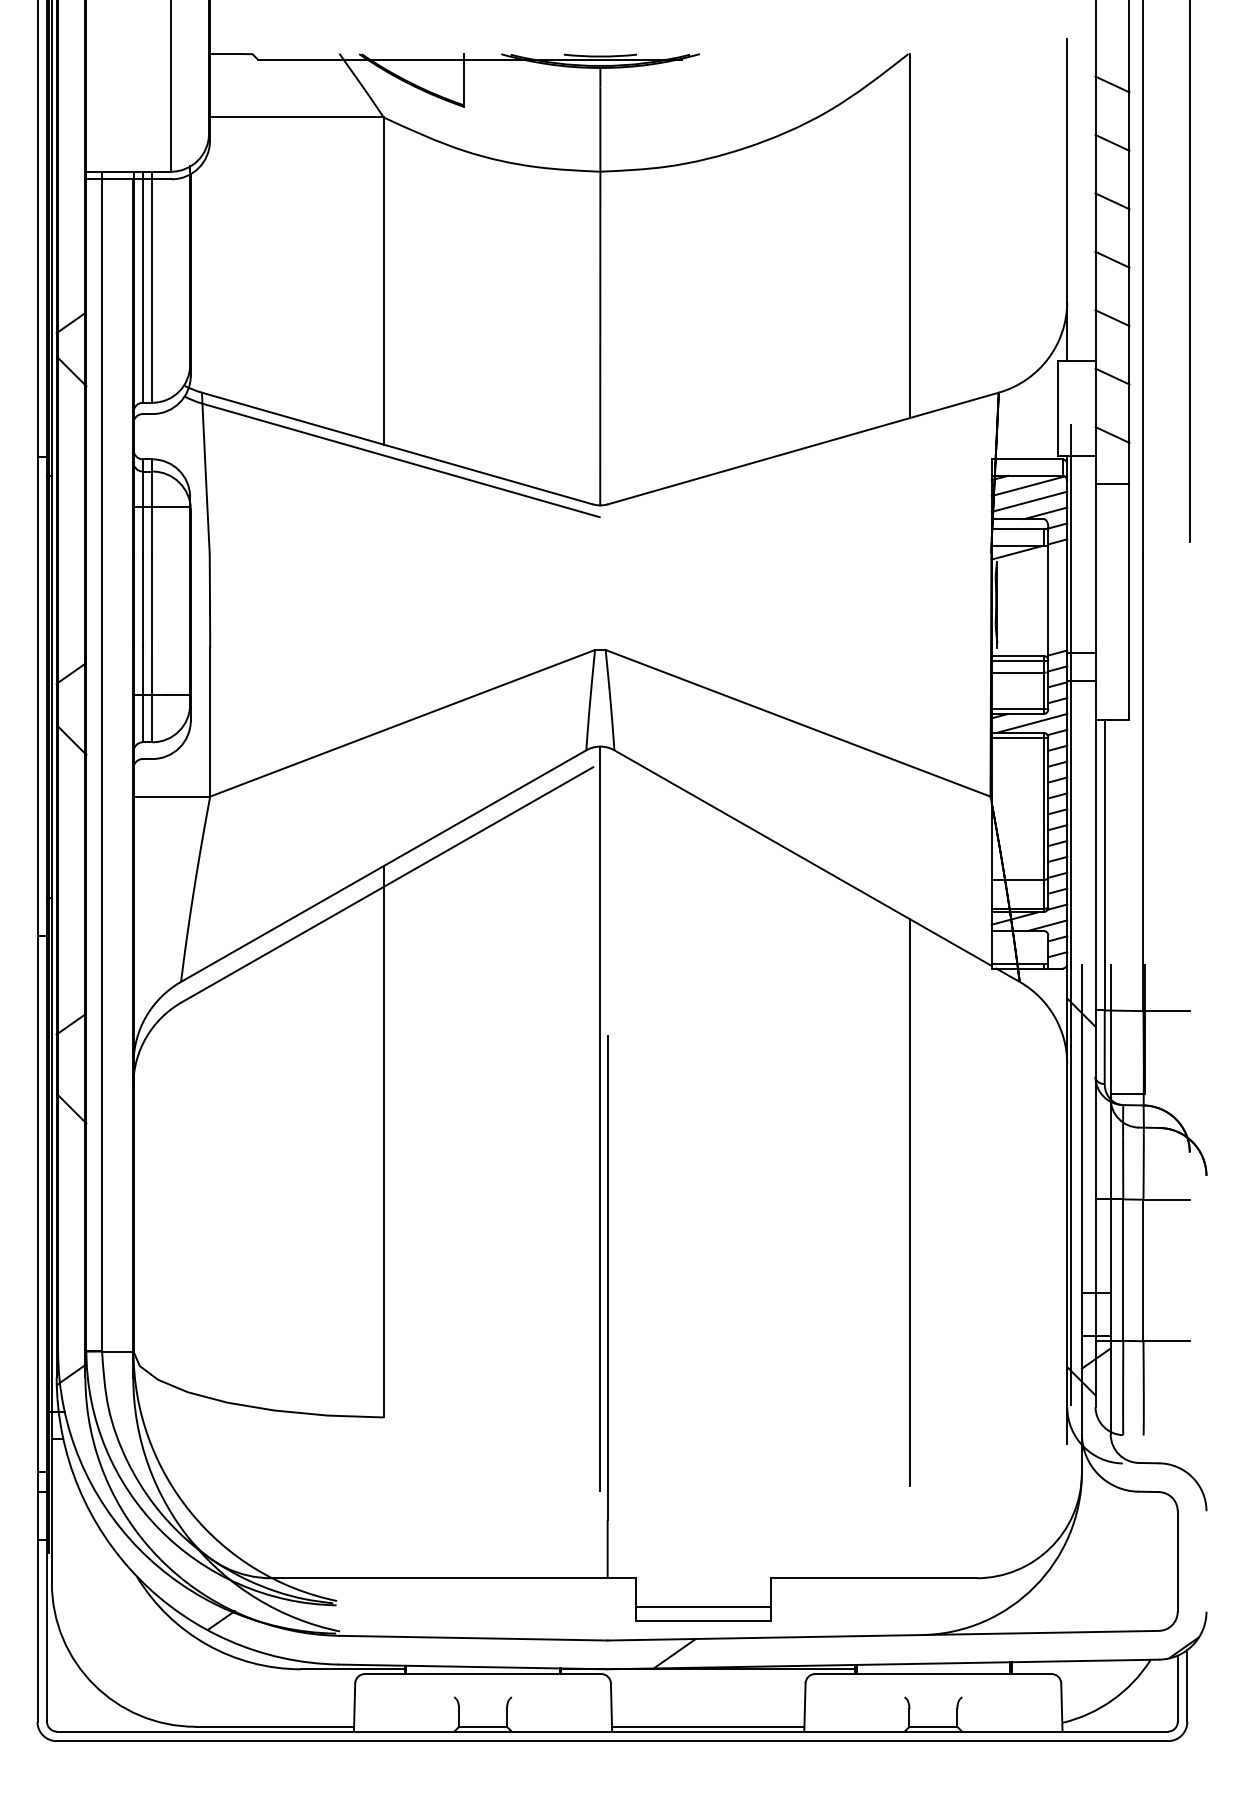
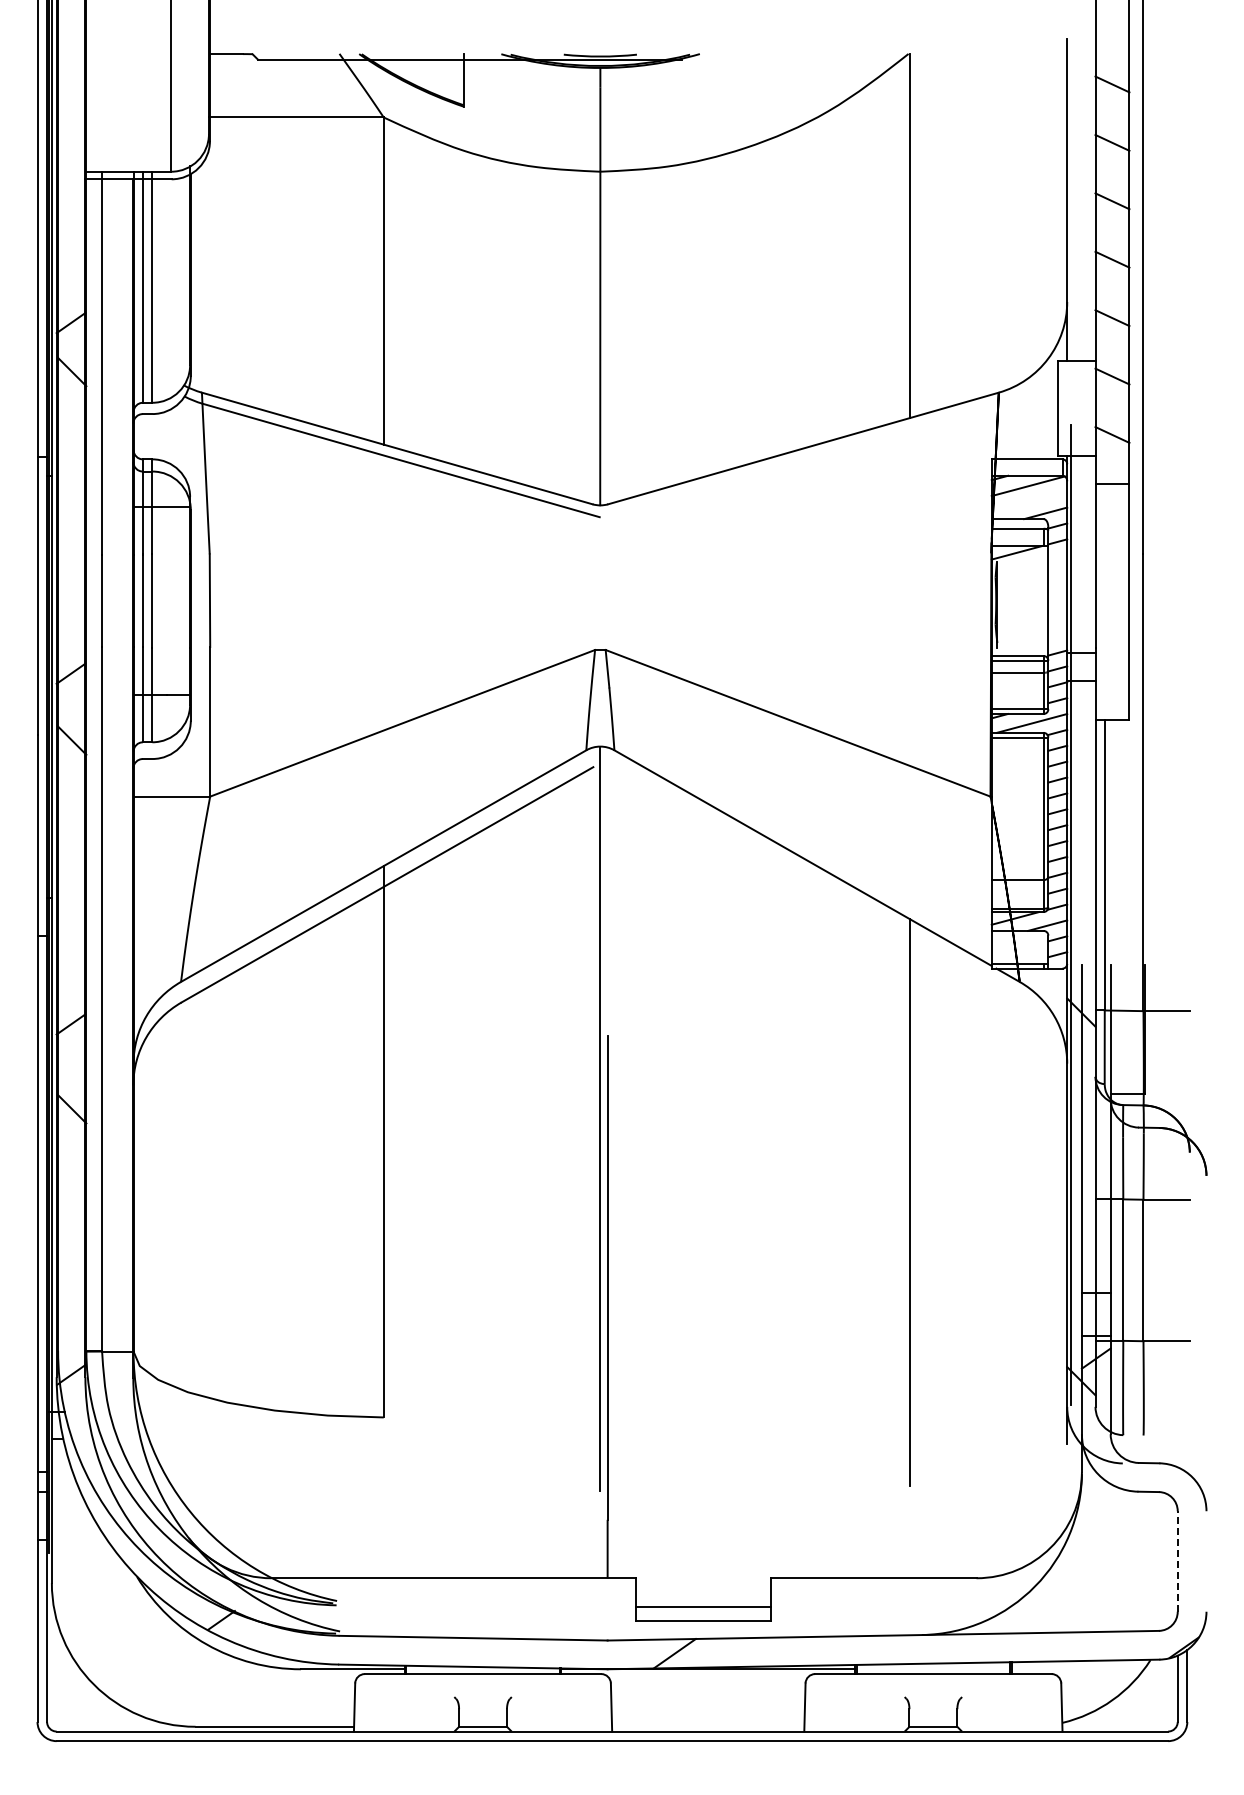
line: present -> none (1189, 272)
line: present -> none (1029, 501)
line: solid -> dashed (1177, 1560)
line: present -> none (708, 1726)
